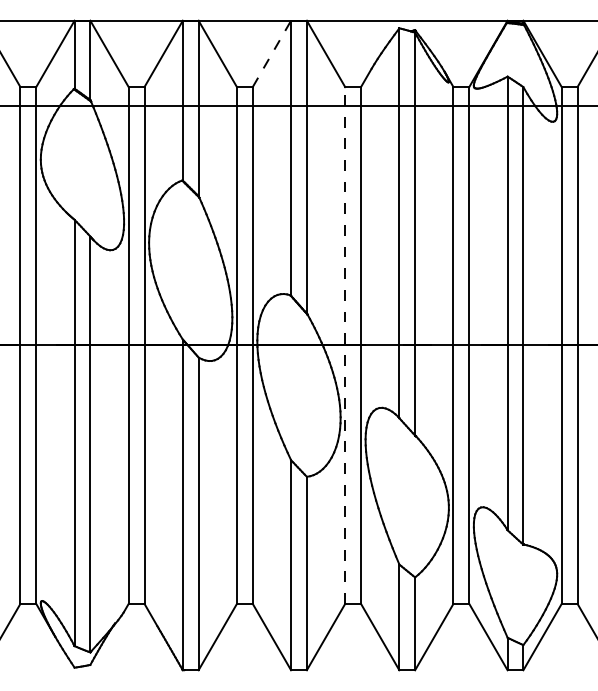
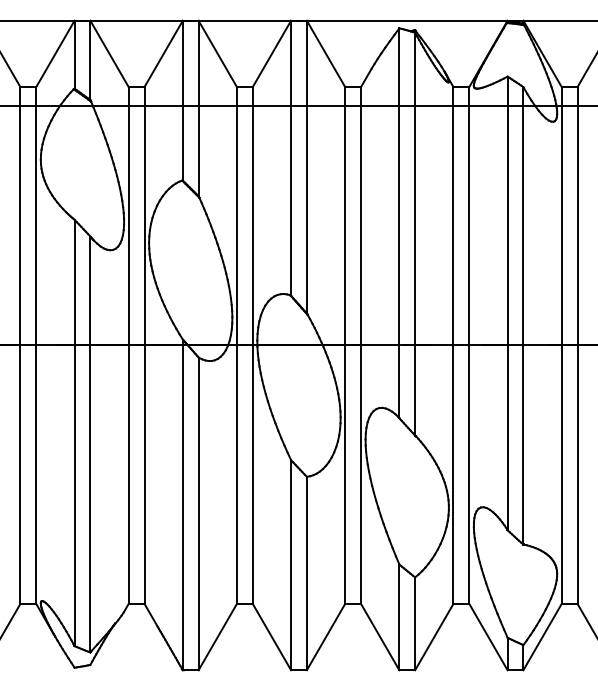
line: dashed -> solid (272, 53)
line: dashed -> solid (345, 345)
